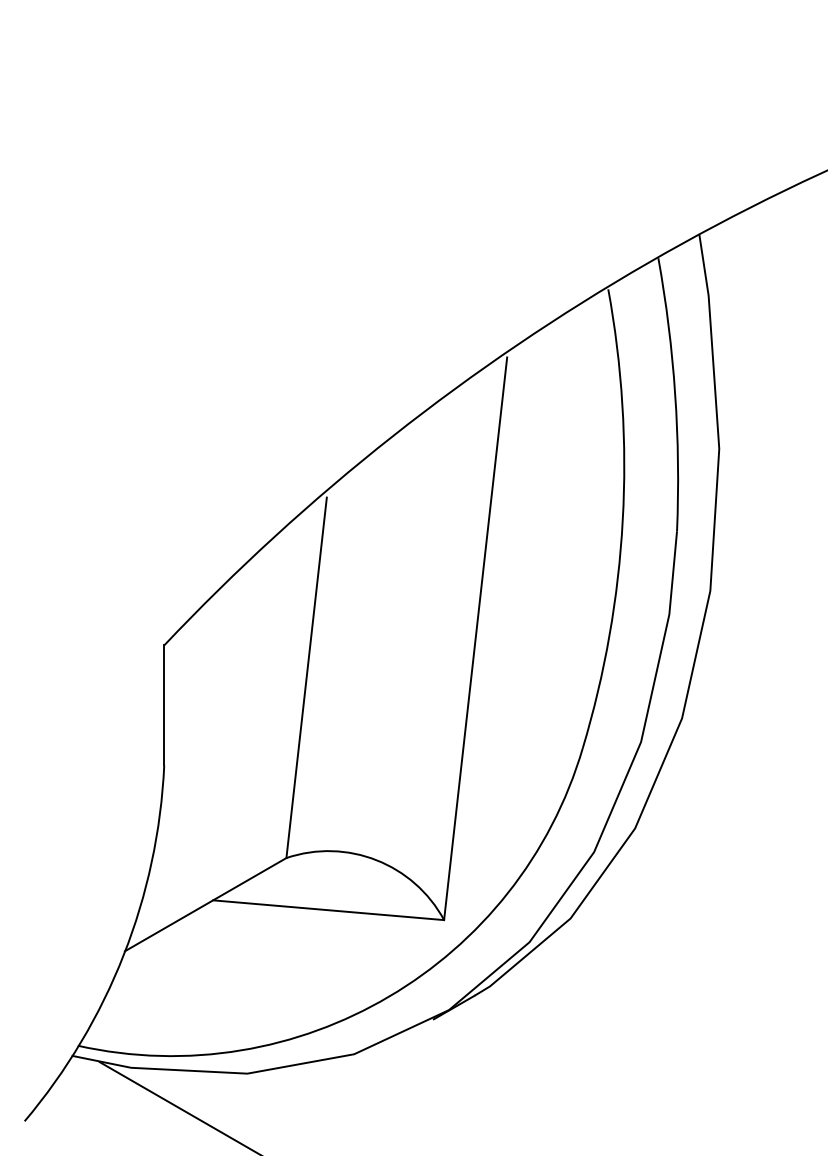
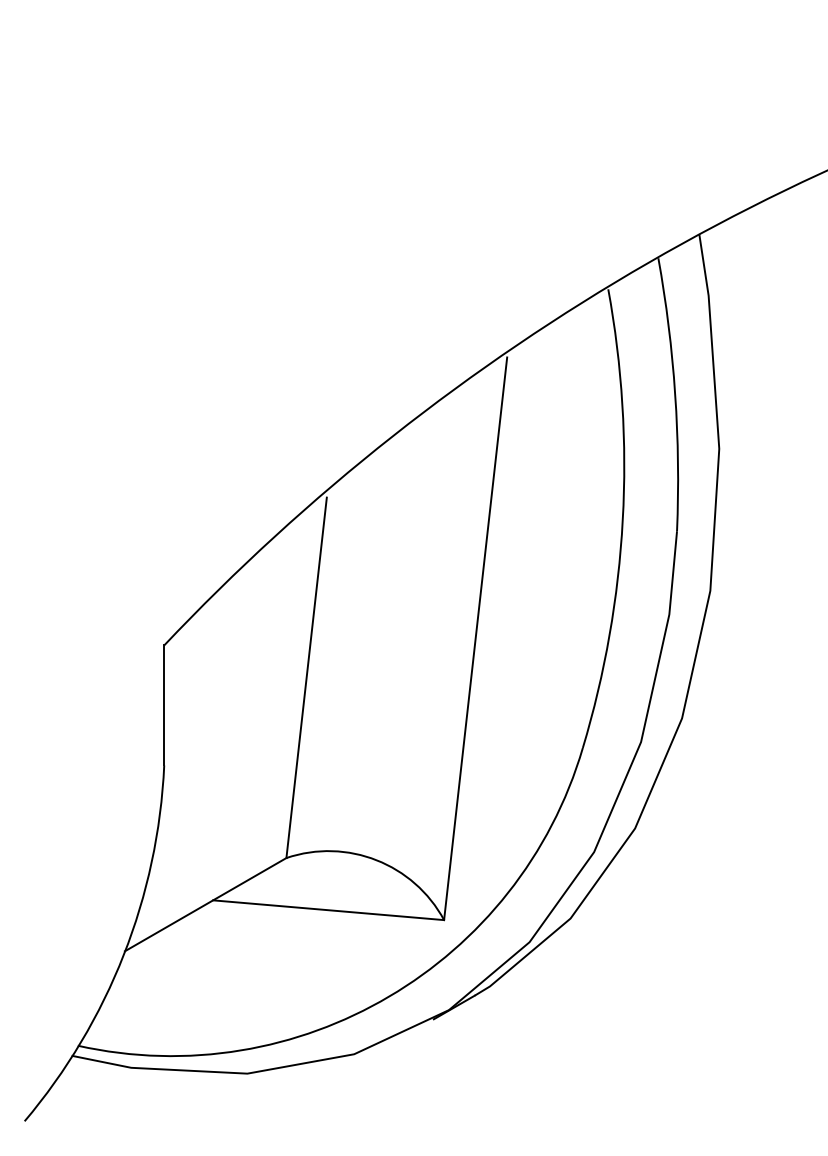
line: present -> none (177, 1107)
